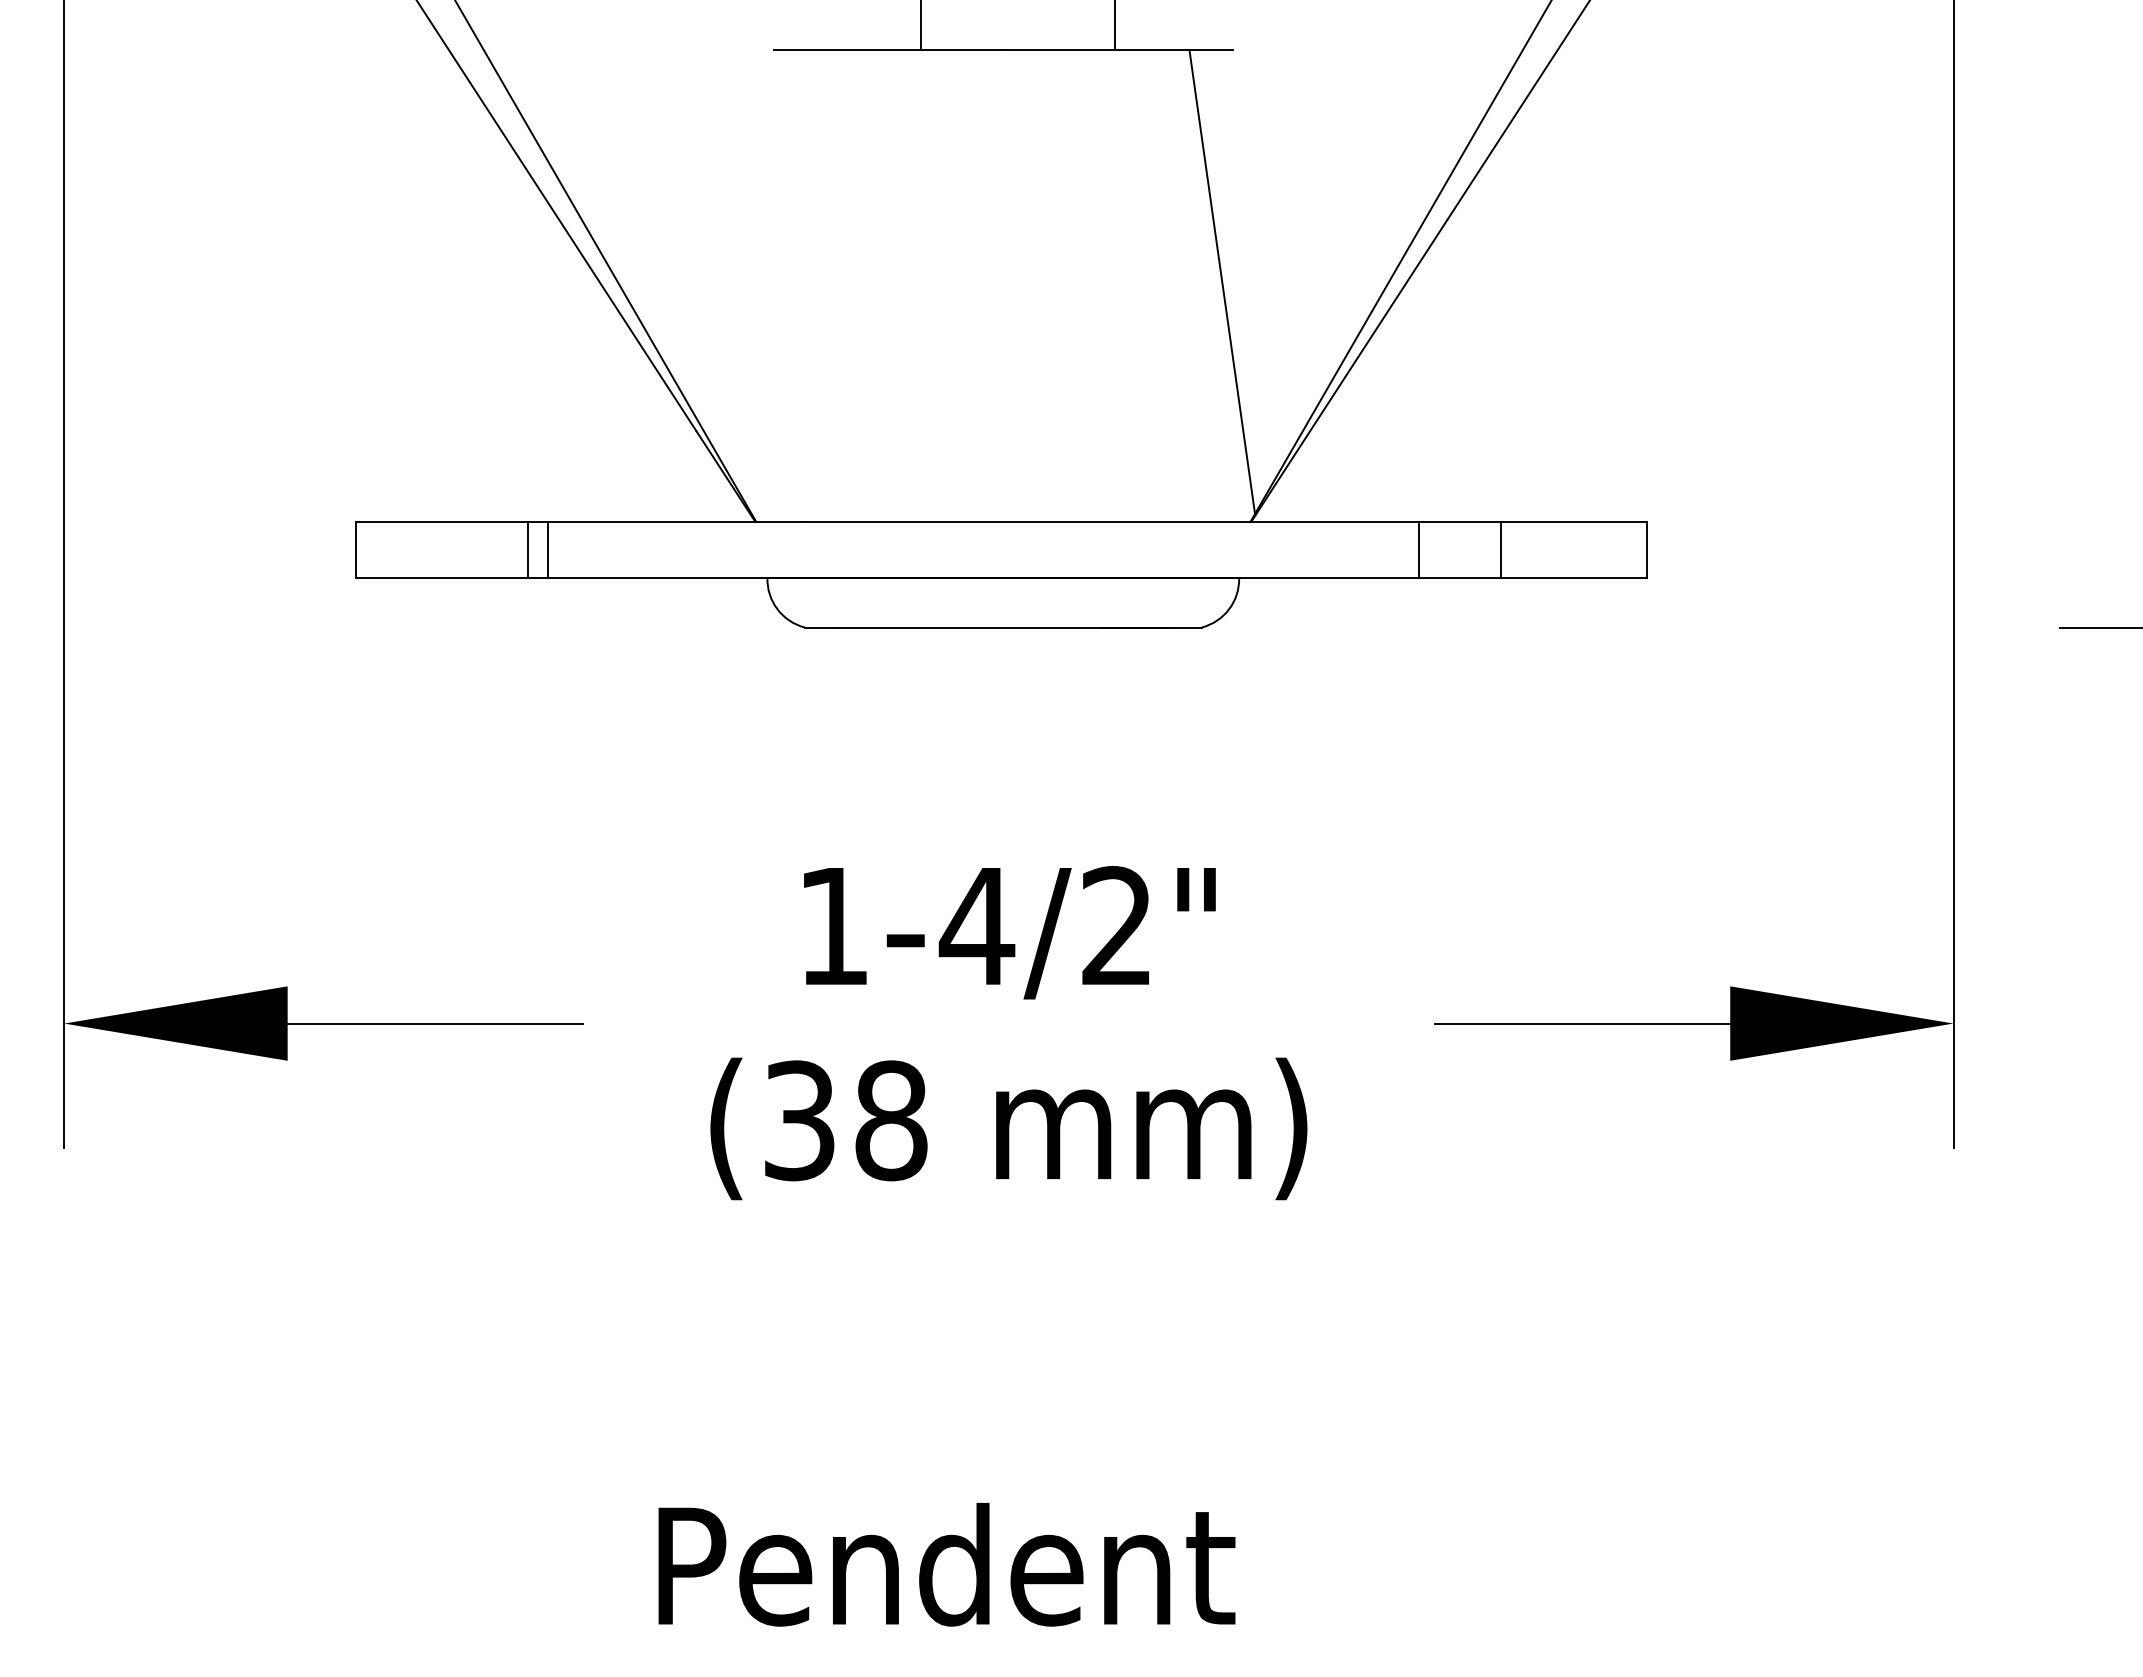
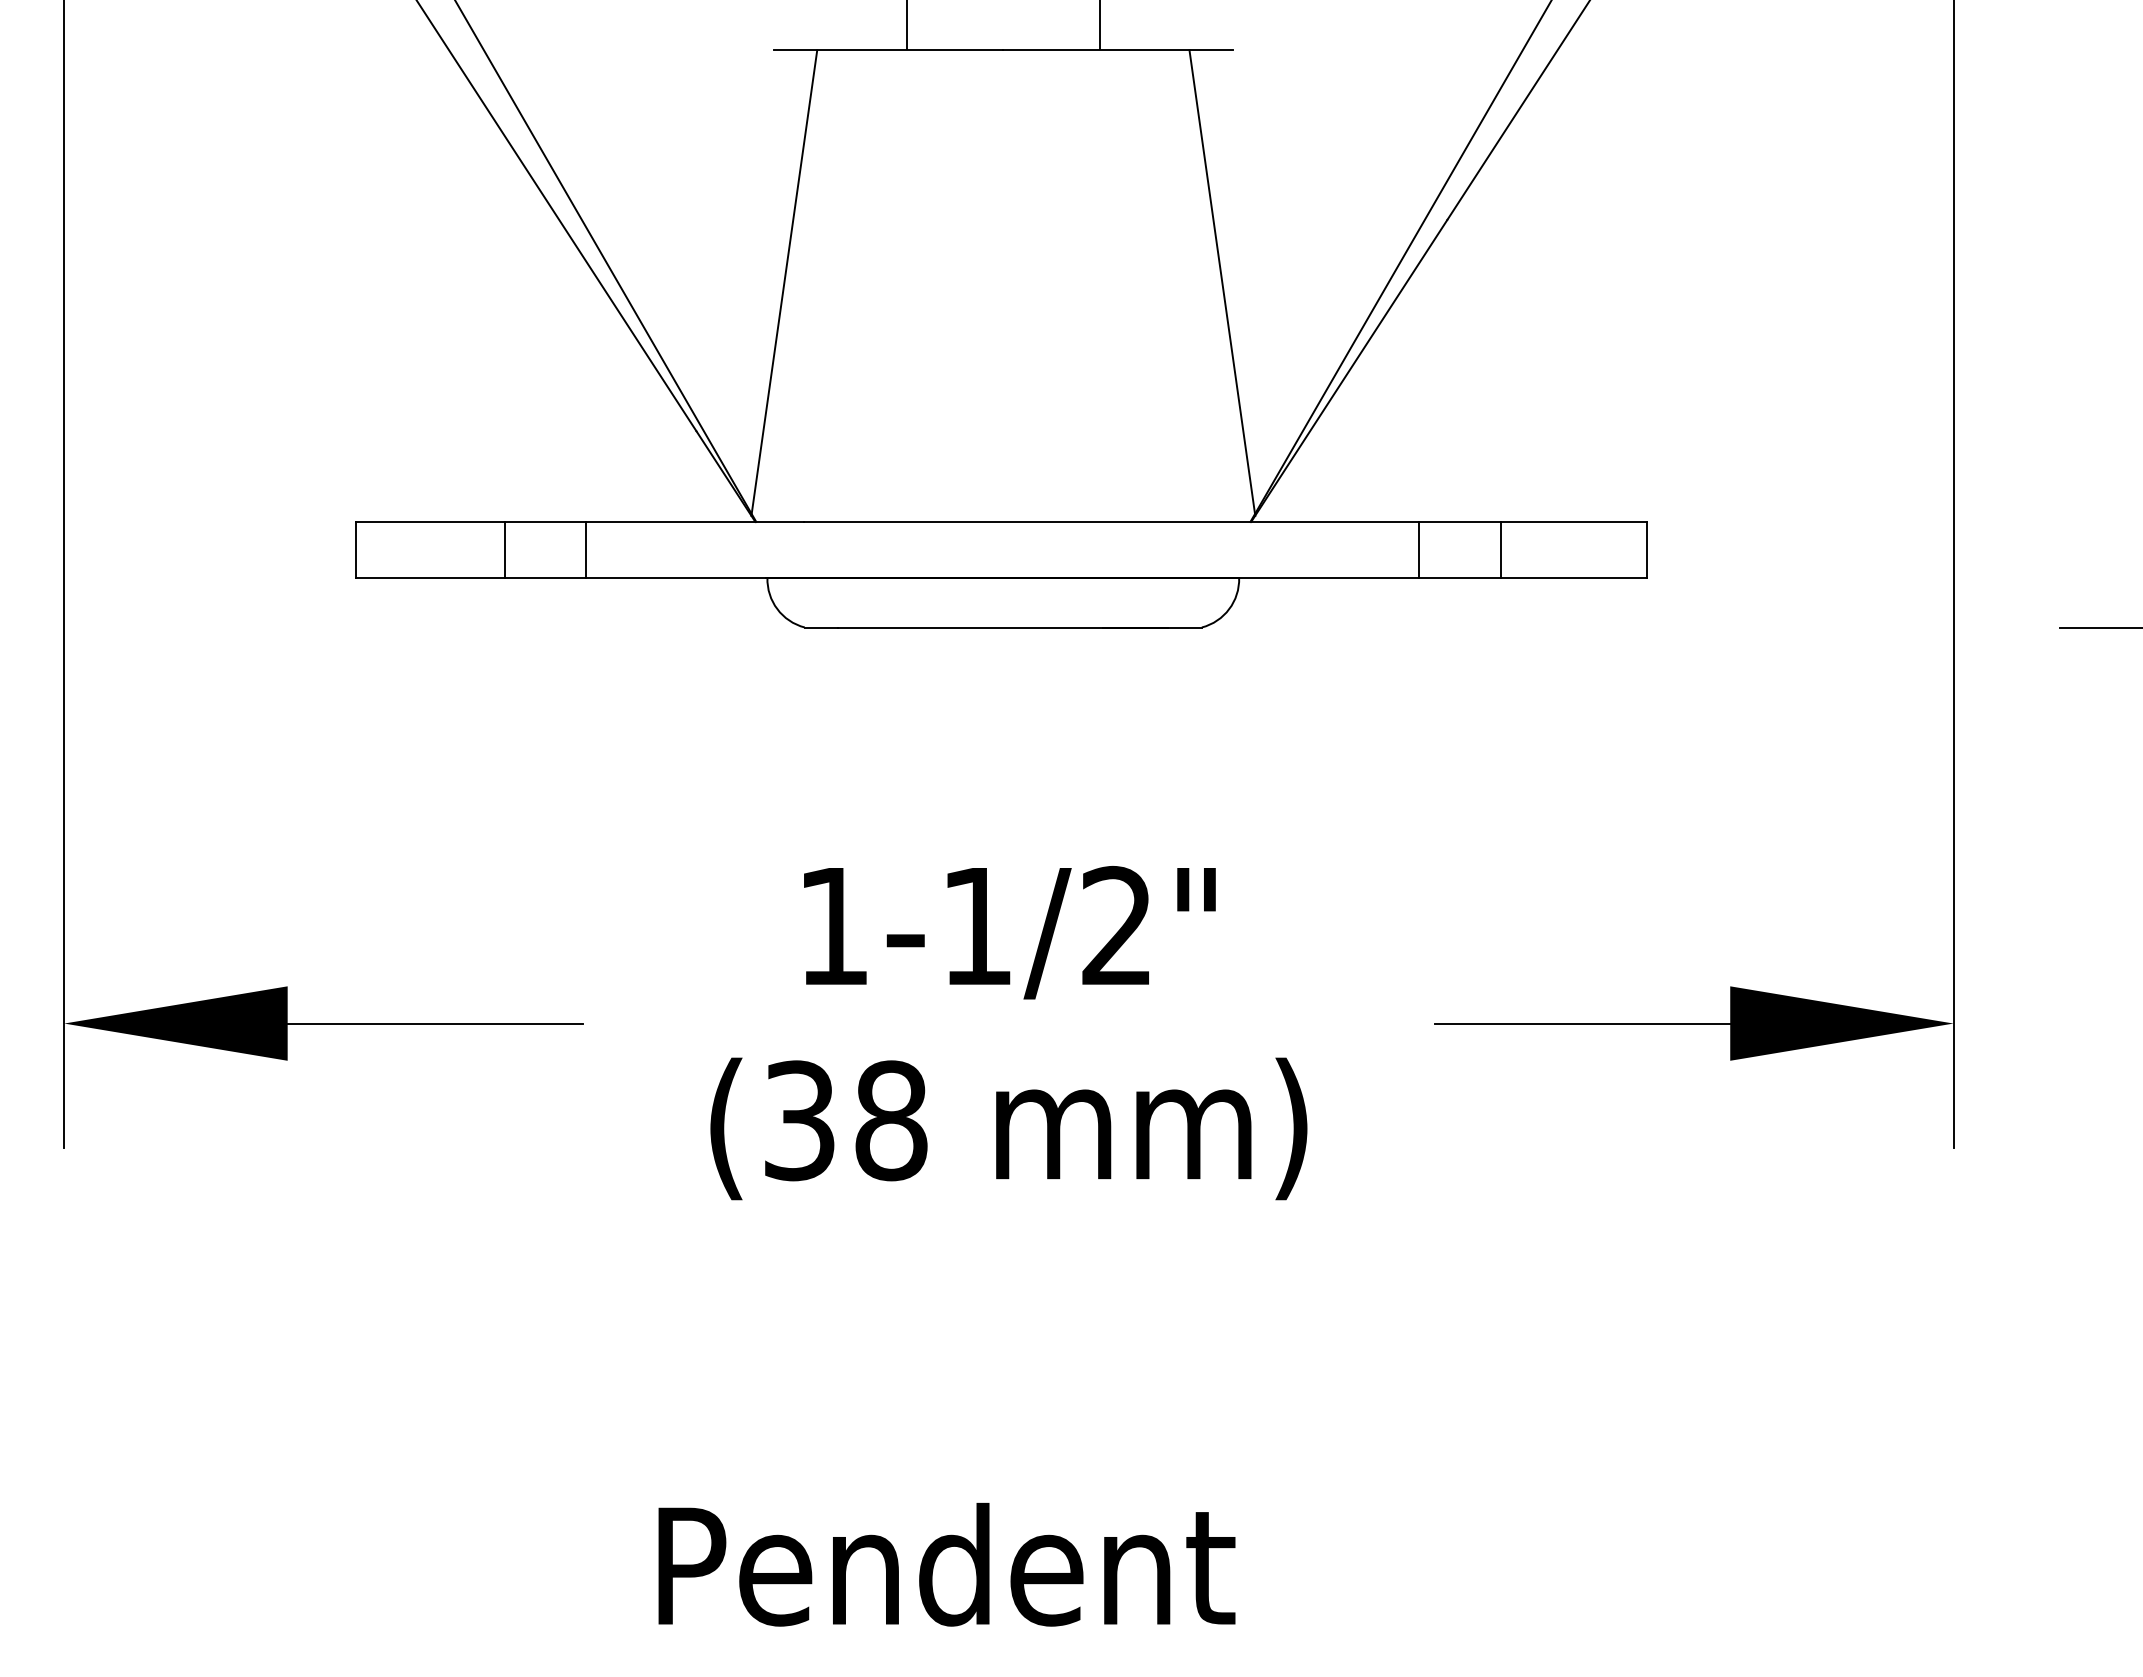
line position: (920, 26) -> (906, 26) (906, 26)
line position: (1115, 26) -> (1100, 26) (1100, 26)
line: none -> present (784, 282)
line position: (527, 549) -> (504, 549) (504, 549)
line position: (547, 549) -> (585, 549) (585, 549)
text: 1-4/2" -> 1-1/2" (976, 926)
